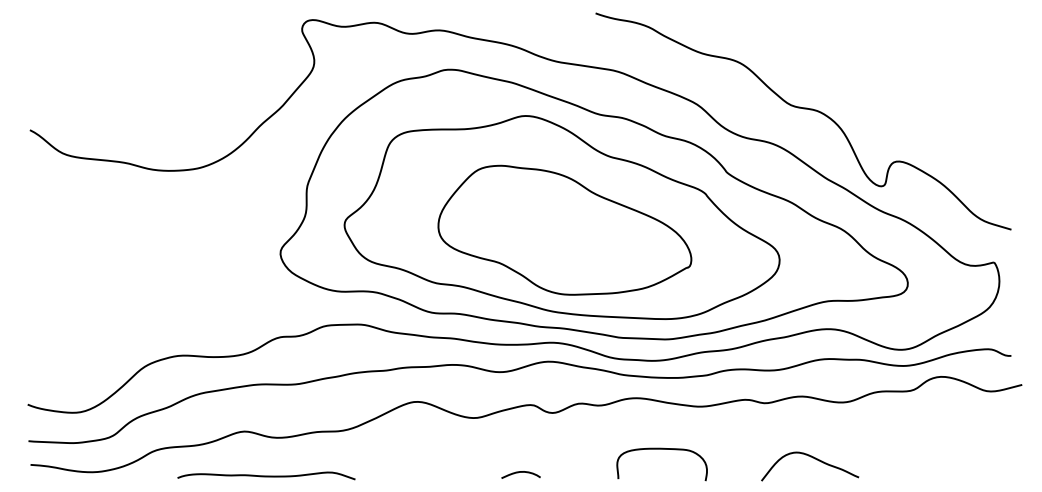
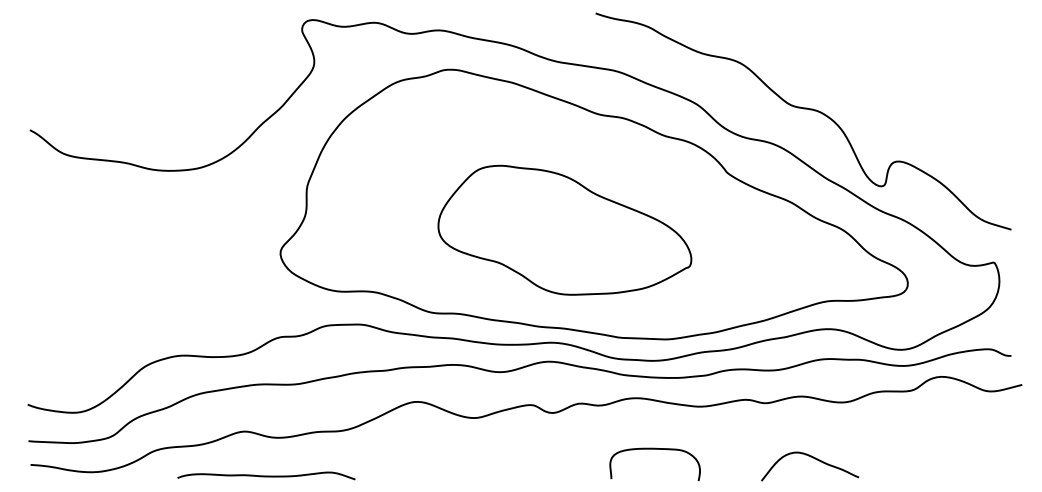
part: present -> none (561, 217)
curve position: (661, 449) -> (654, 449) (654, 449)
curve: present -> none (520, 472)
